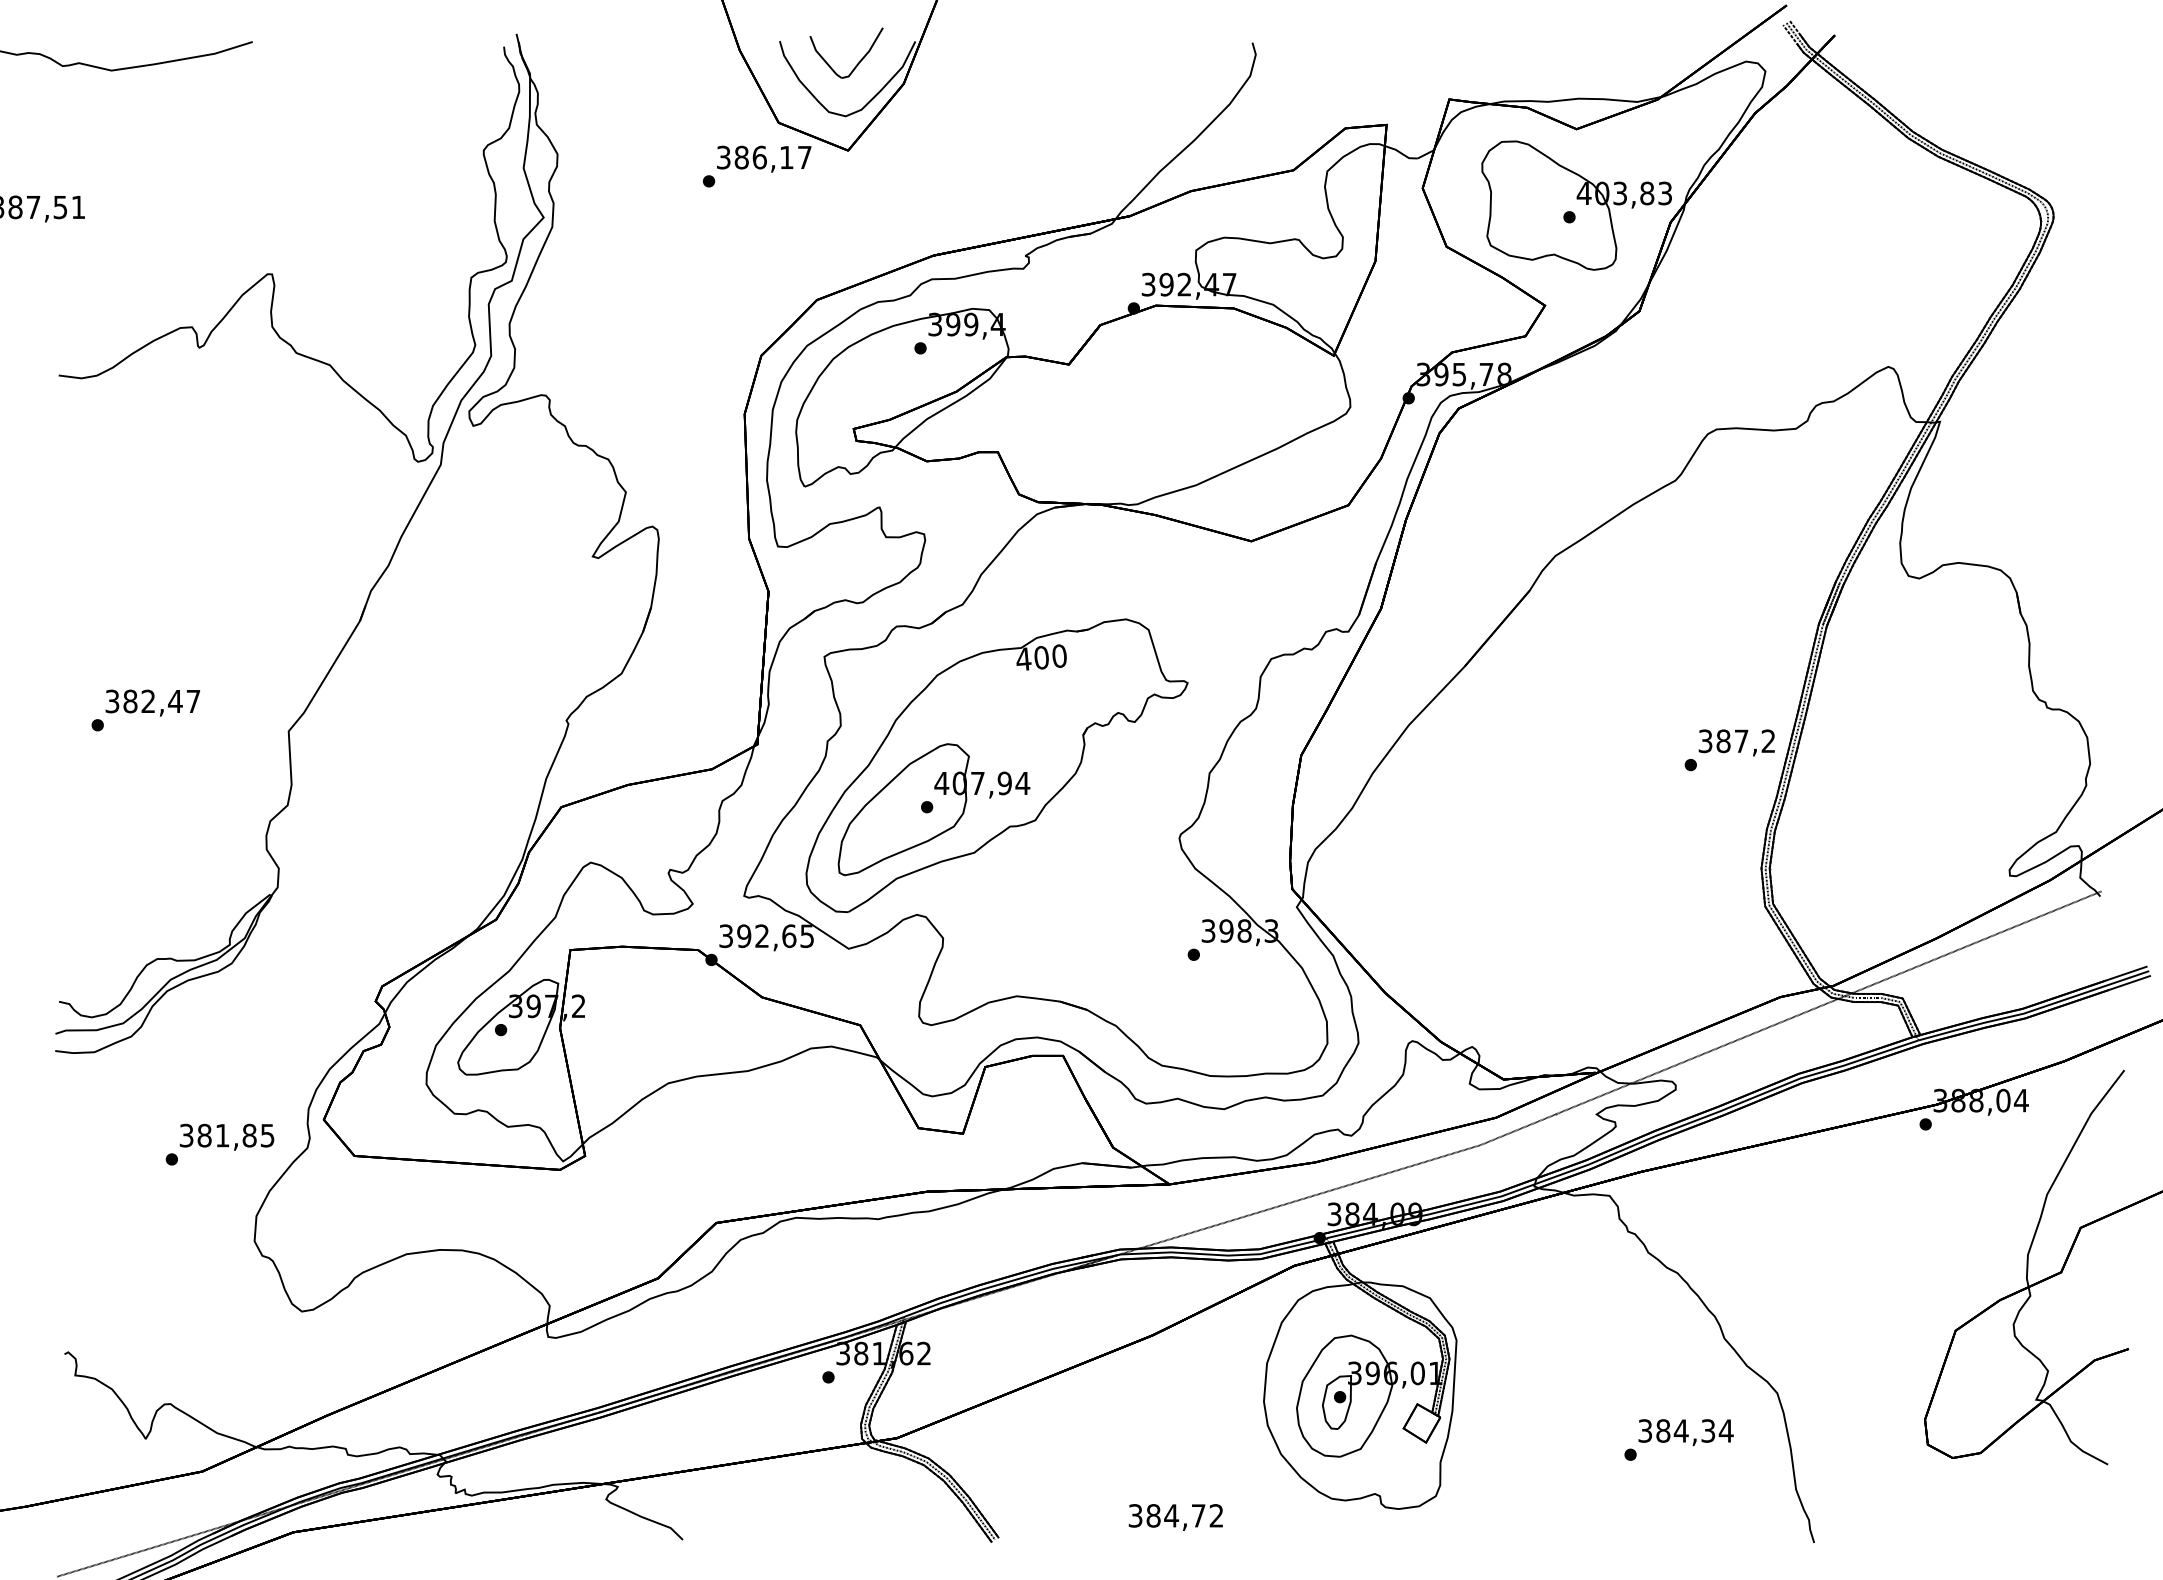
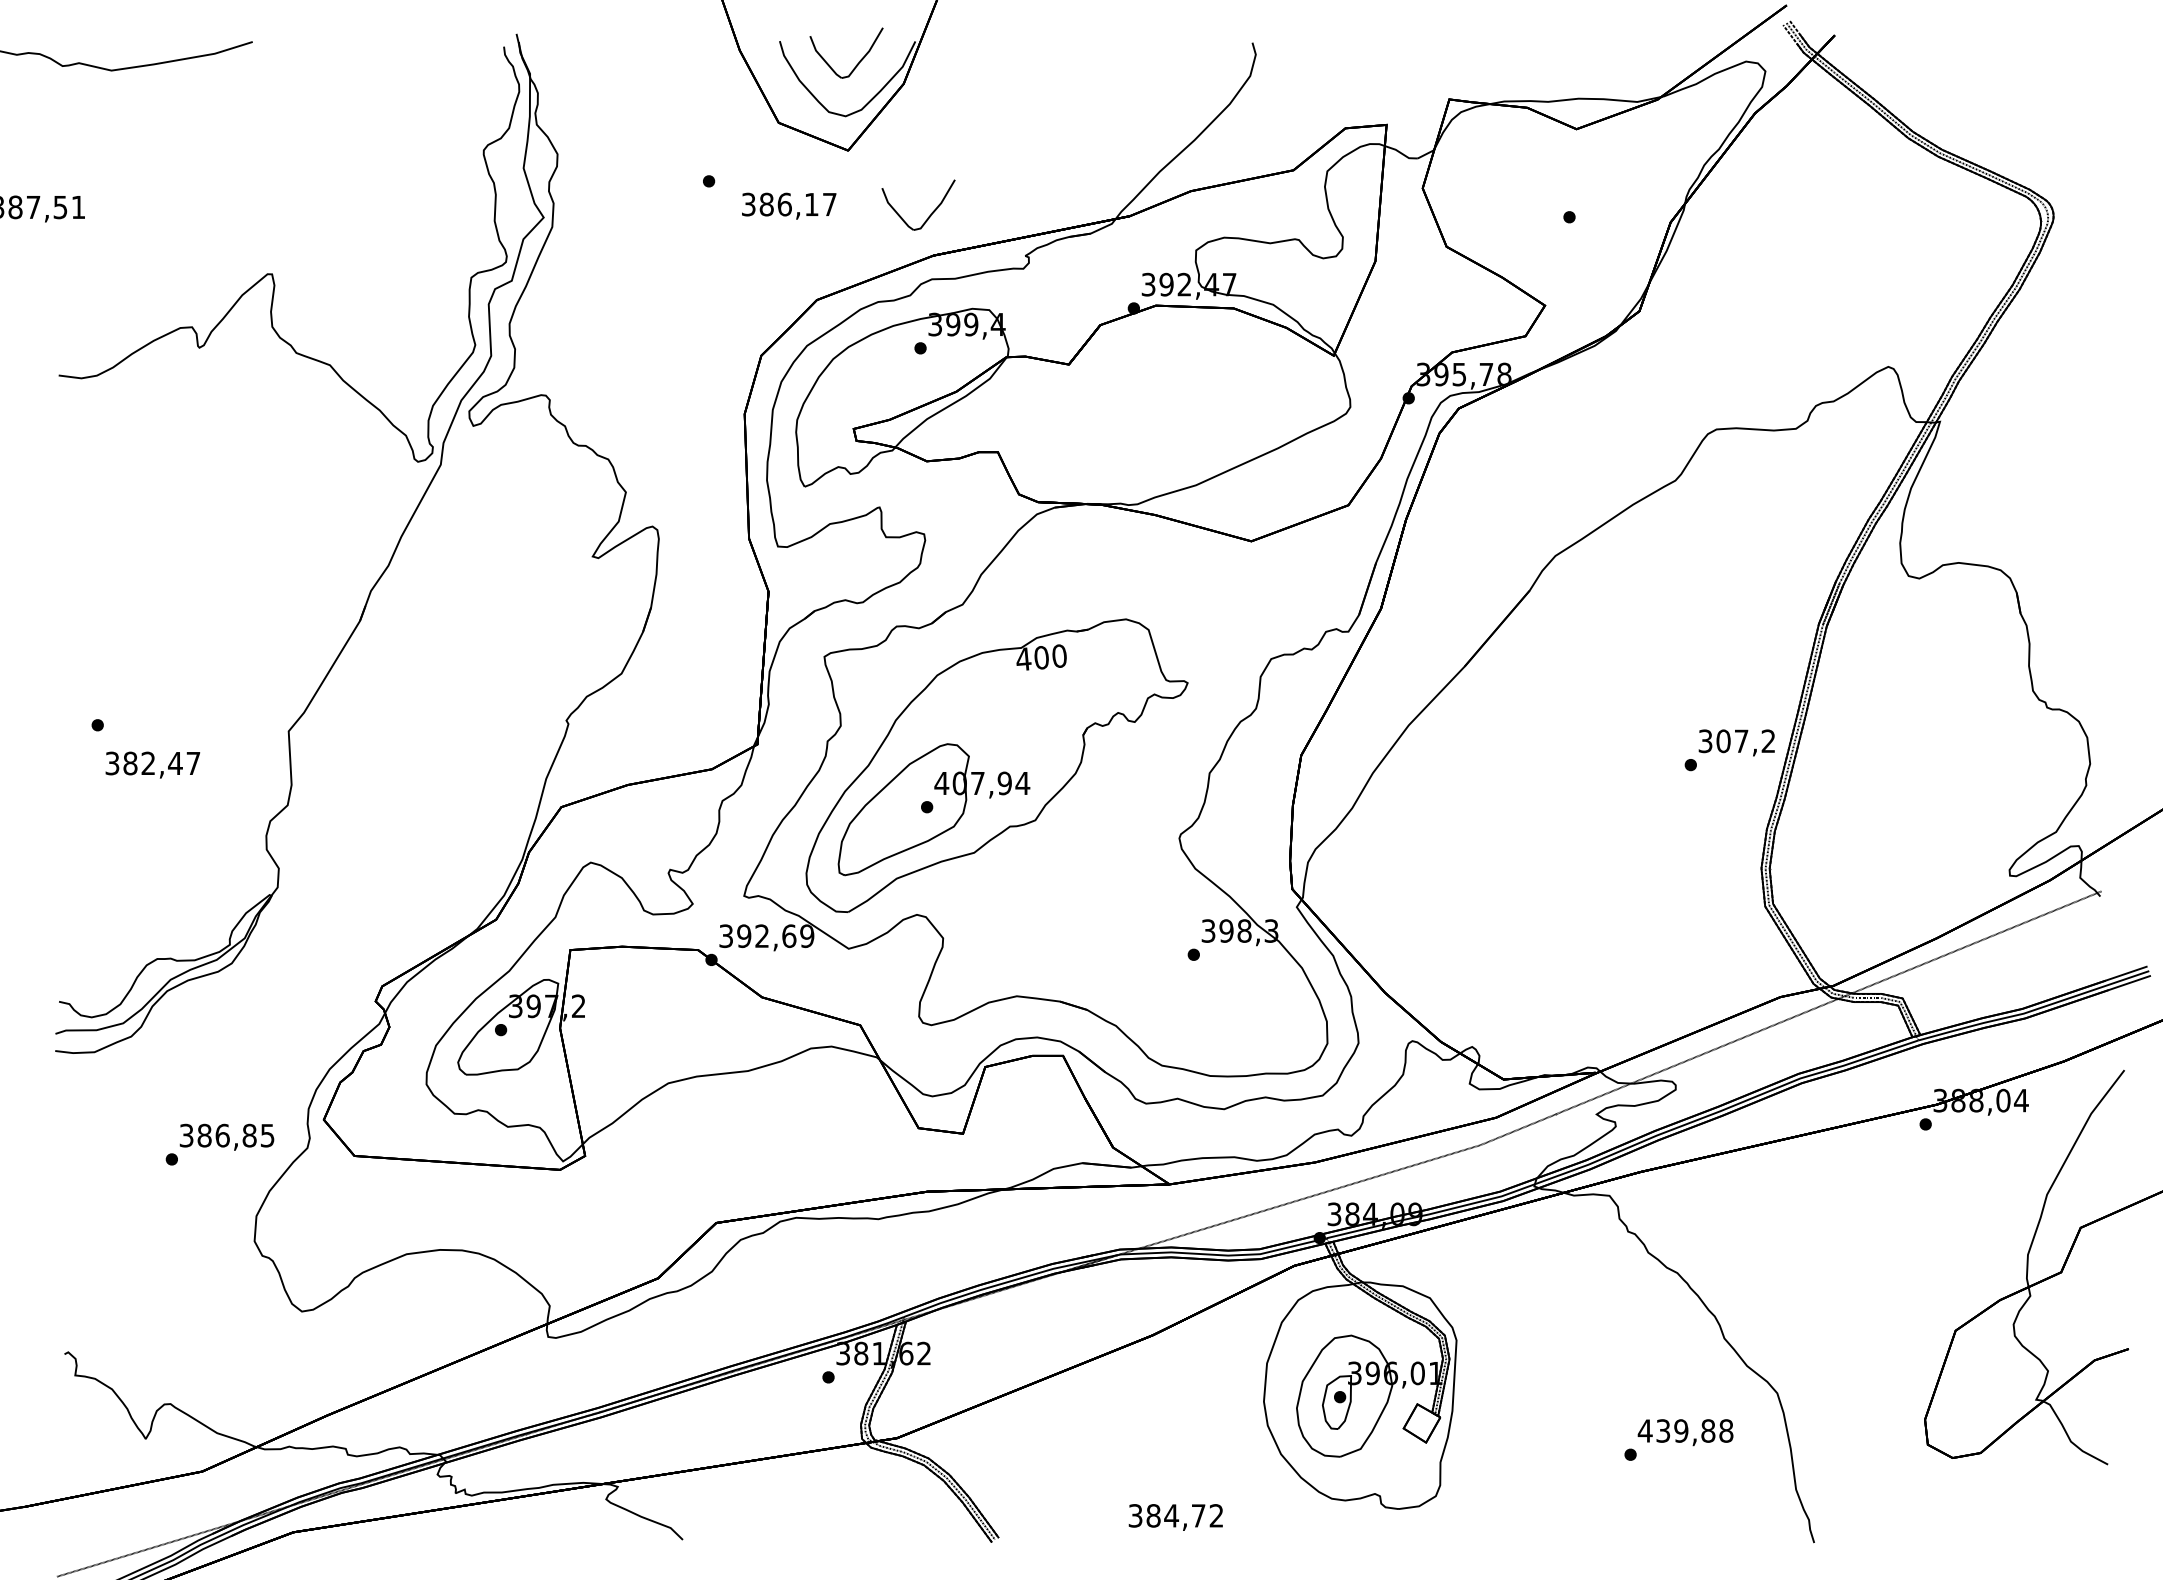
text position: (764, 158) -> (789, 205) (789, 205)
part: present -> none (1576, 205)
part: none -> present (931, 212)
text position: (152, 702) -> (152, 764) (152, 764)
text: 387,2 -> 307,2 (1723, 740)
text: 392,65 -> 392,69 (807, 935)
text: 381,85 -> 386,85 (222, 1135)
text: 384,34 -> 439,88 (1685, 1430)
